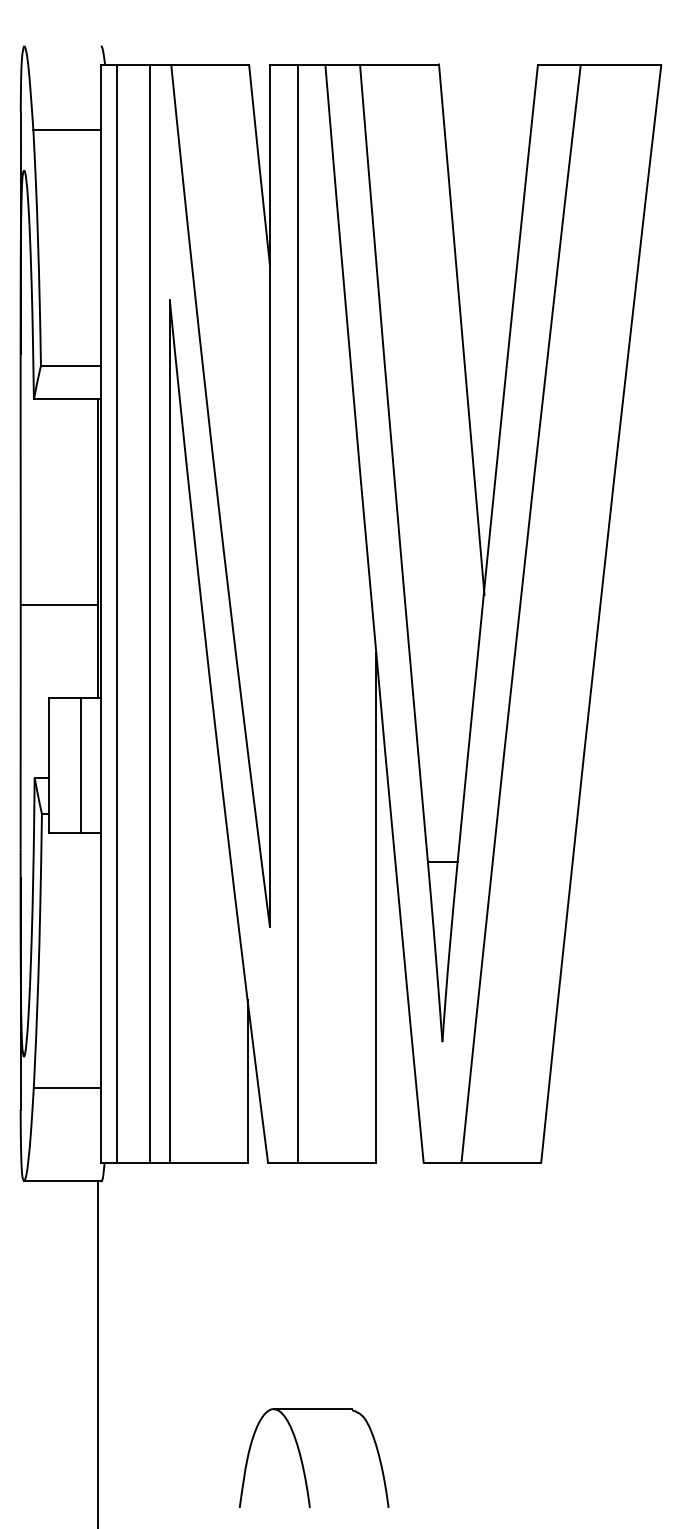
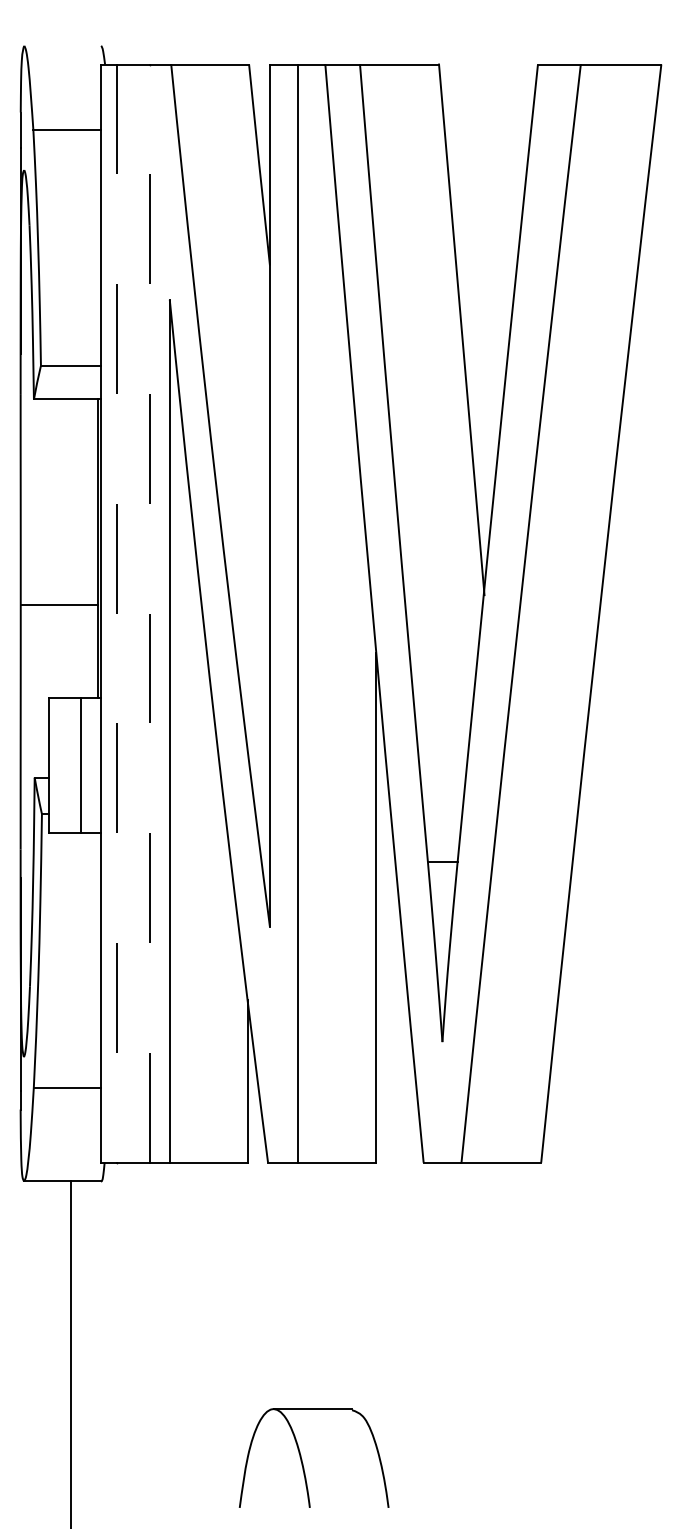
line: solid -> dashed (149, 613)
line: solid -> dashed (117, 614)
line position: (97, 1353) -> (70, 1353) (70, 1353)
